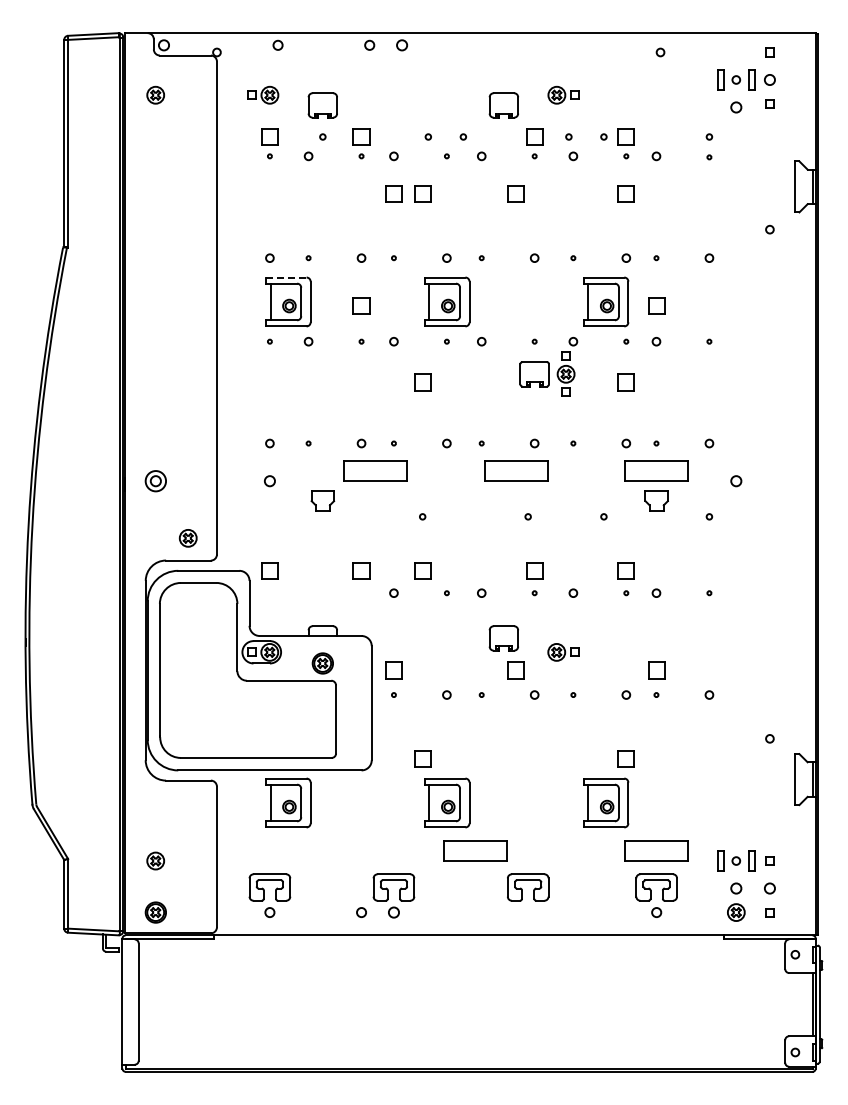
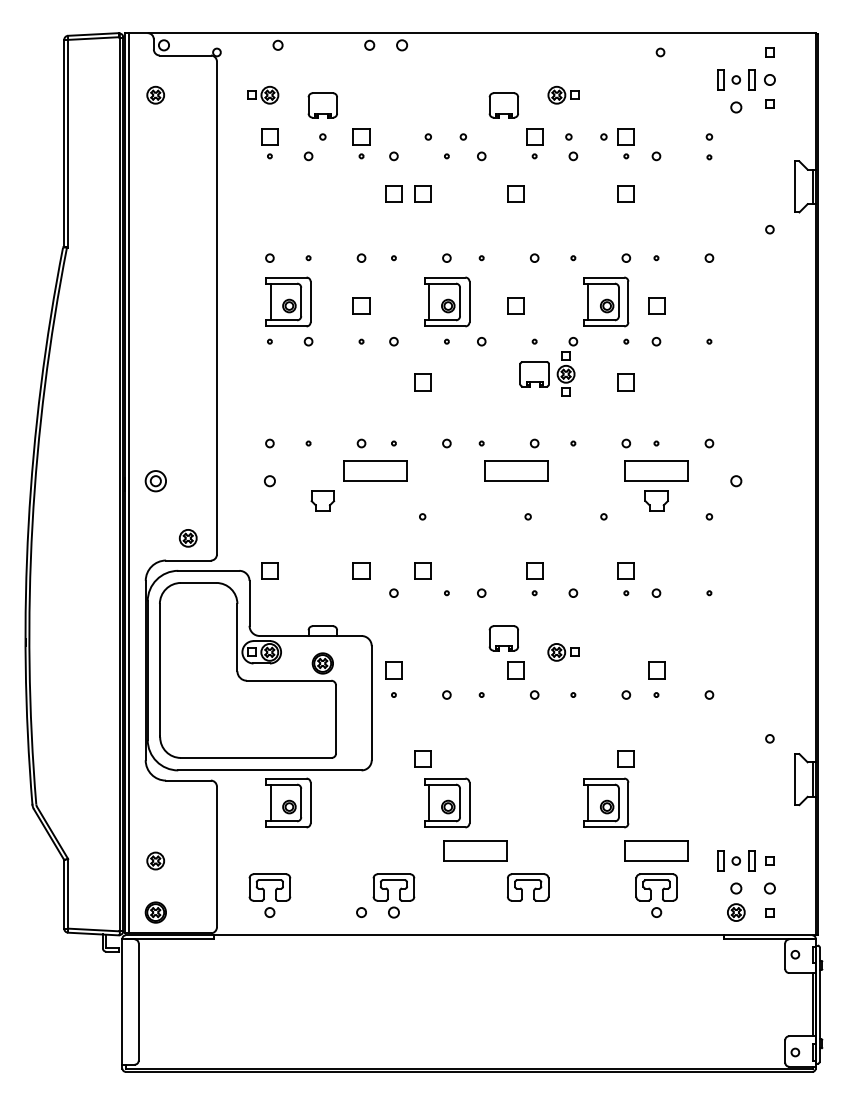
line: dashed -> solid (286, 277)
part: none -> present (515, 305)
line: none -> present (129, 483)
